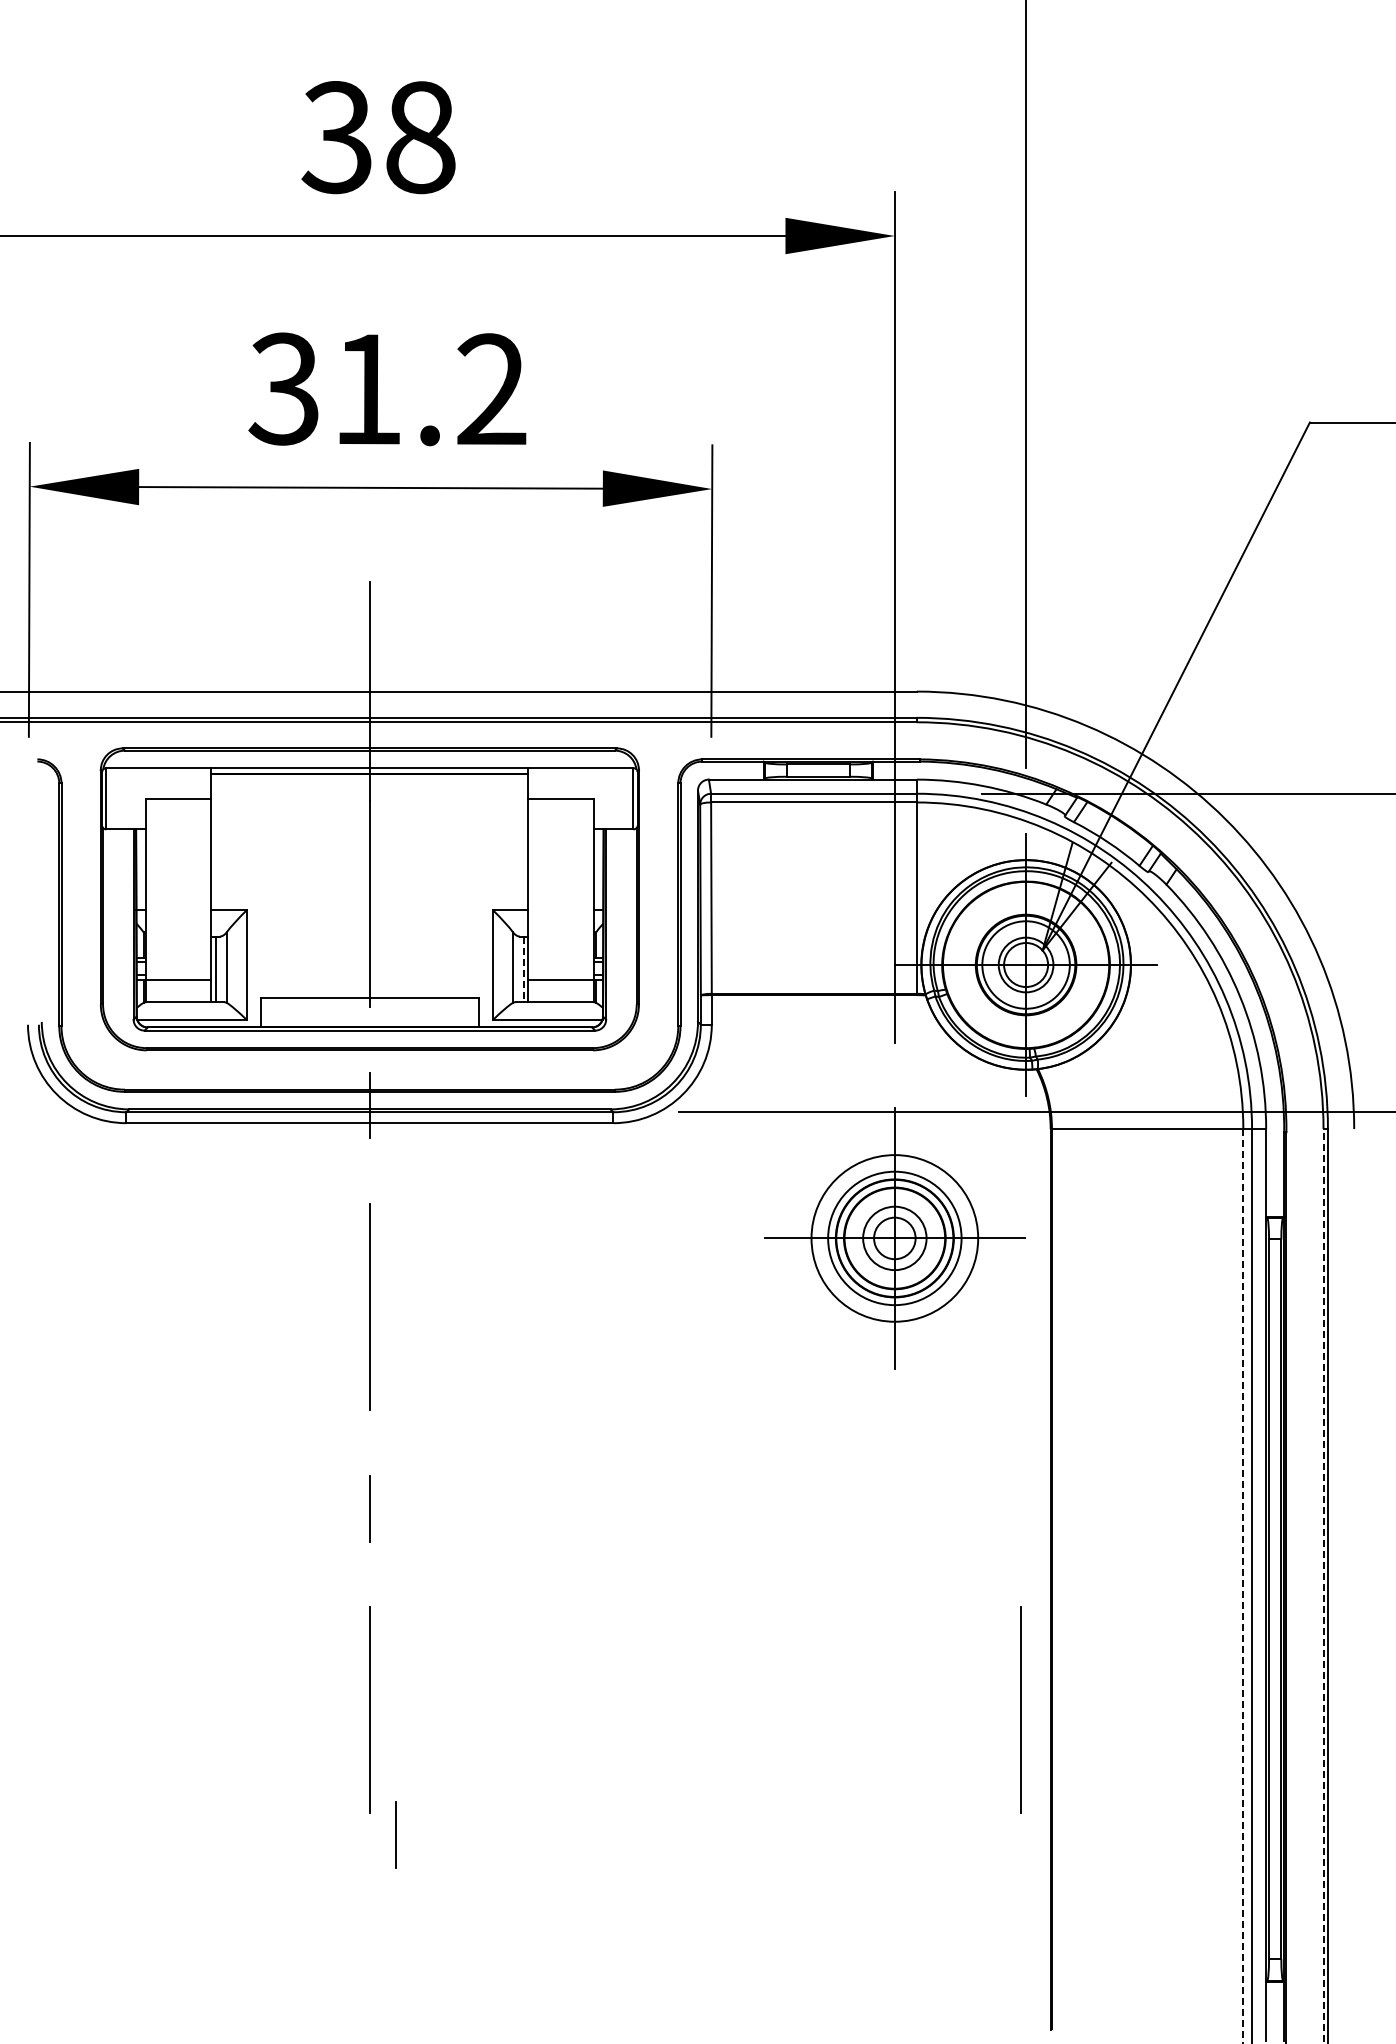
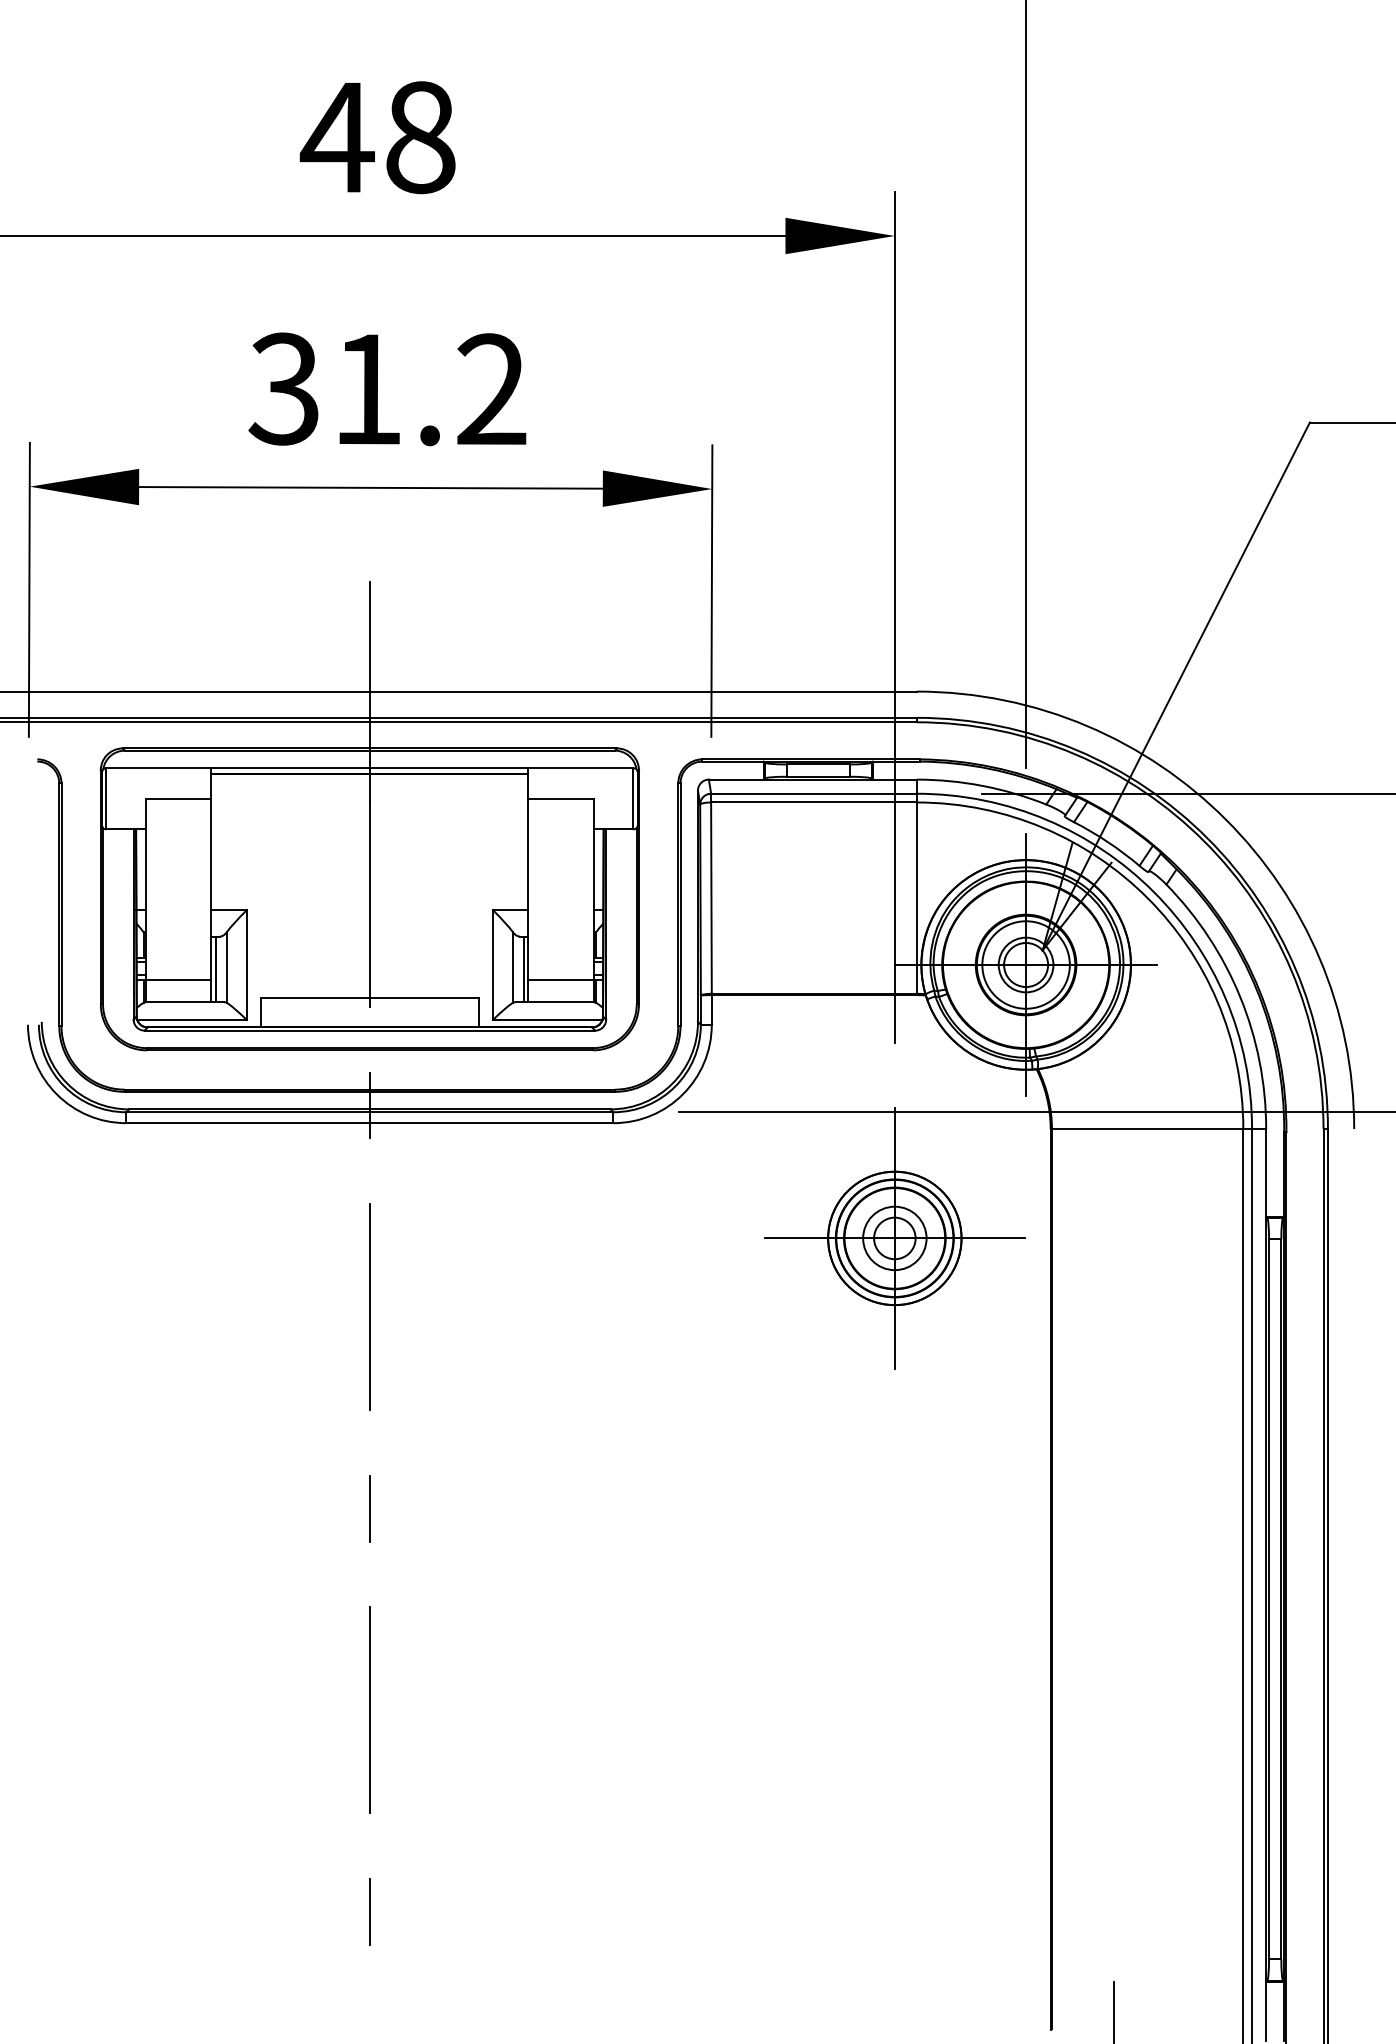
text: 38 -> 48 (336, 137)
line: dashed -> solid (523, 969)
circle diameter: 167 px -> 133 px (894, 1238)
line: dashed -> solid (1323, 1585)
line: dashed -> solid (1243, 1586)
line: present -> none (1020, 1709)
line position: (395, 1834) -> (369, 1911) (369, 1911)
line: none -> present (1113, 2010)
